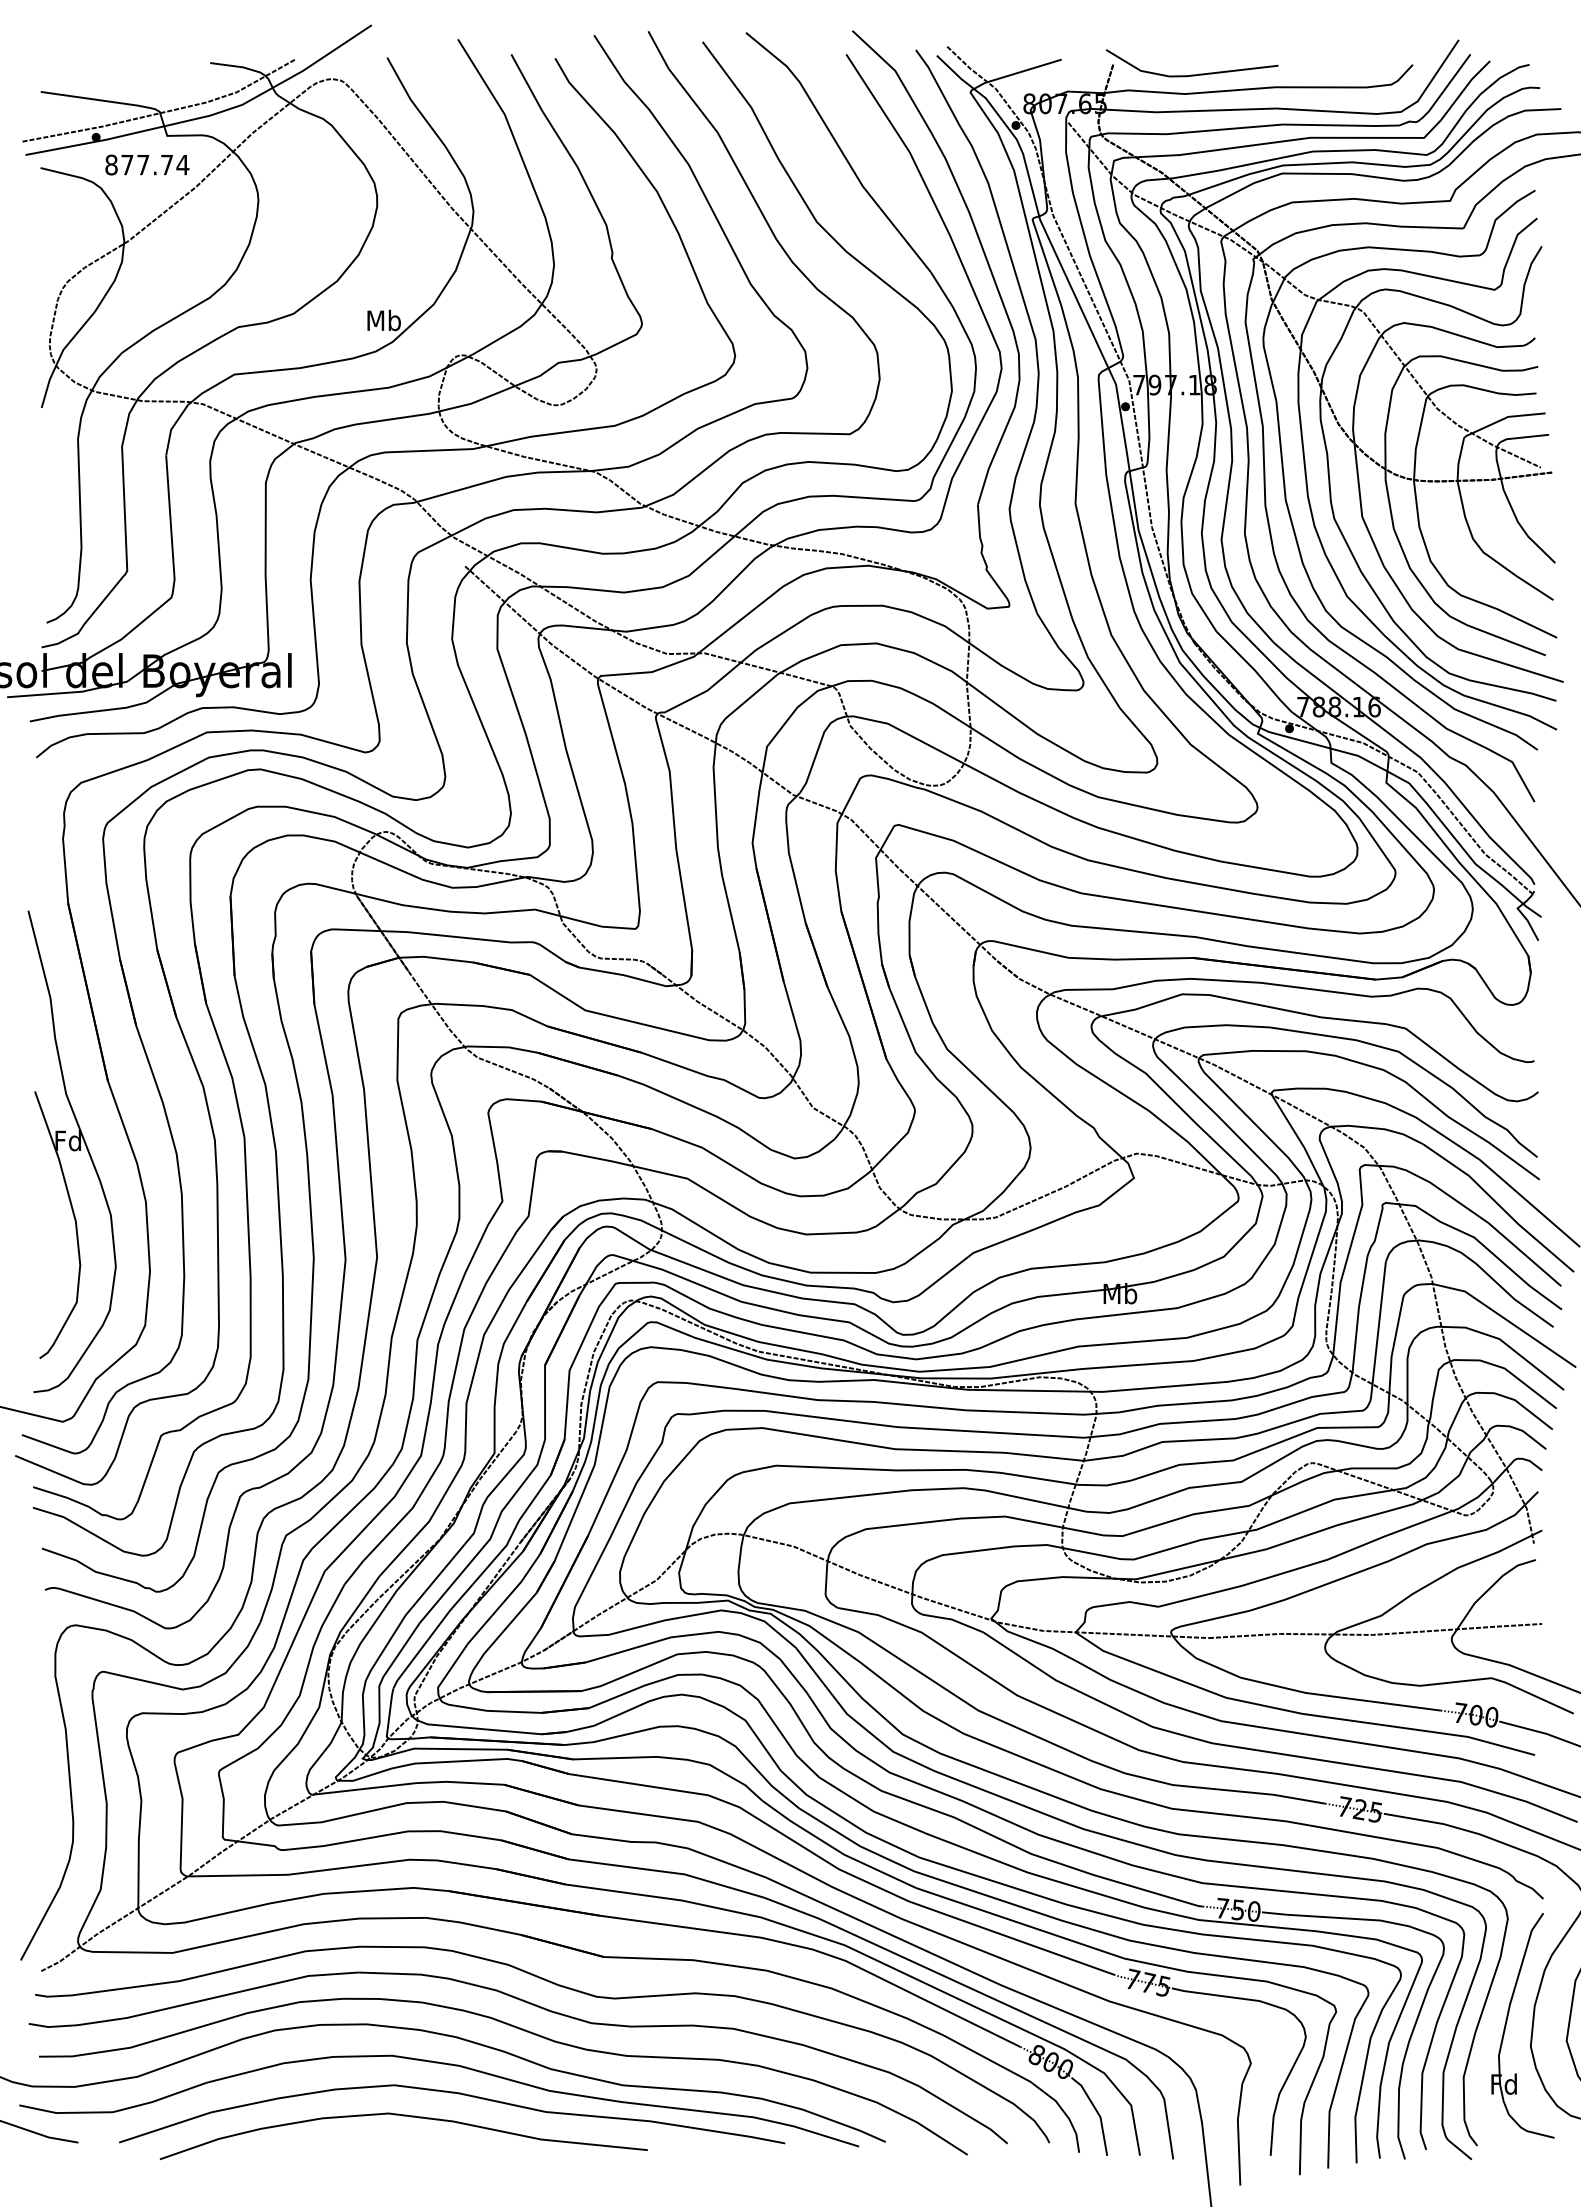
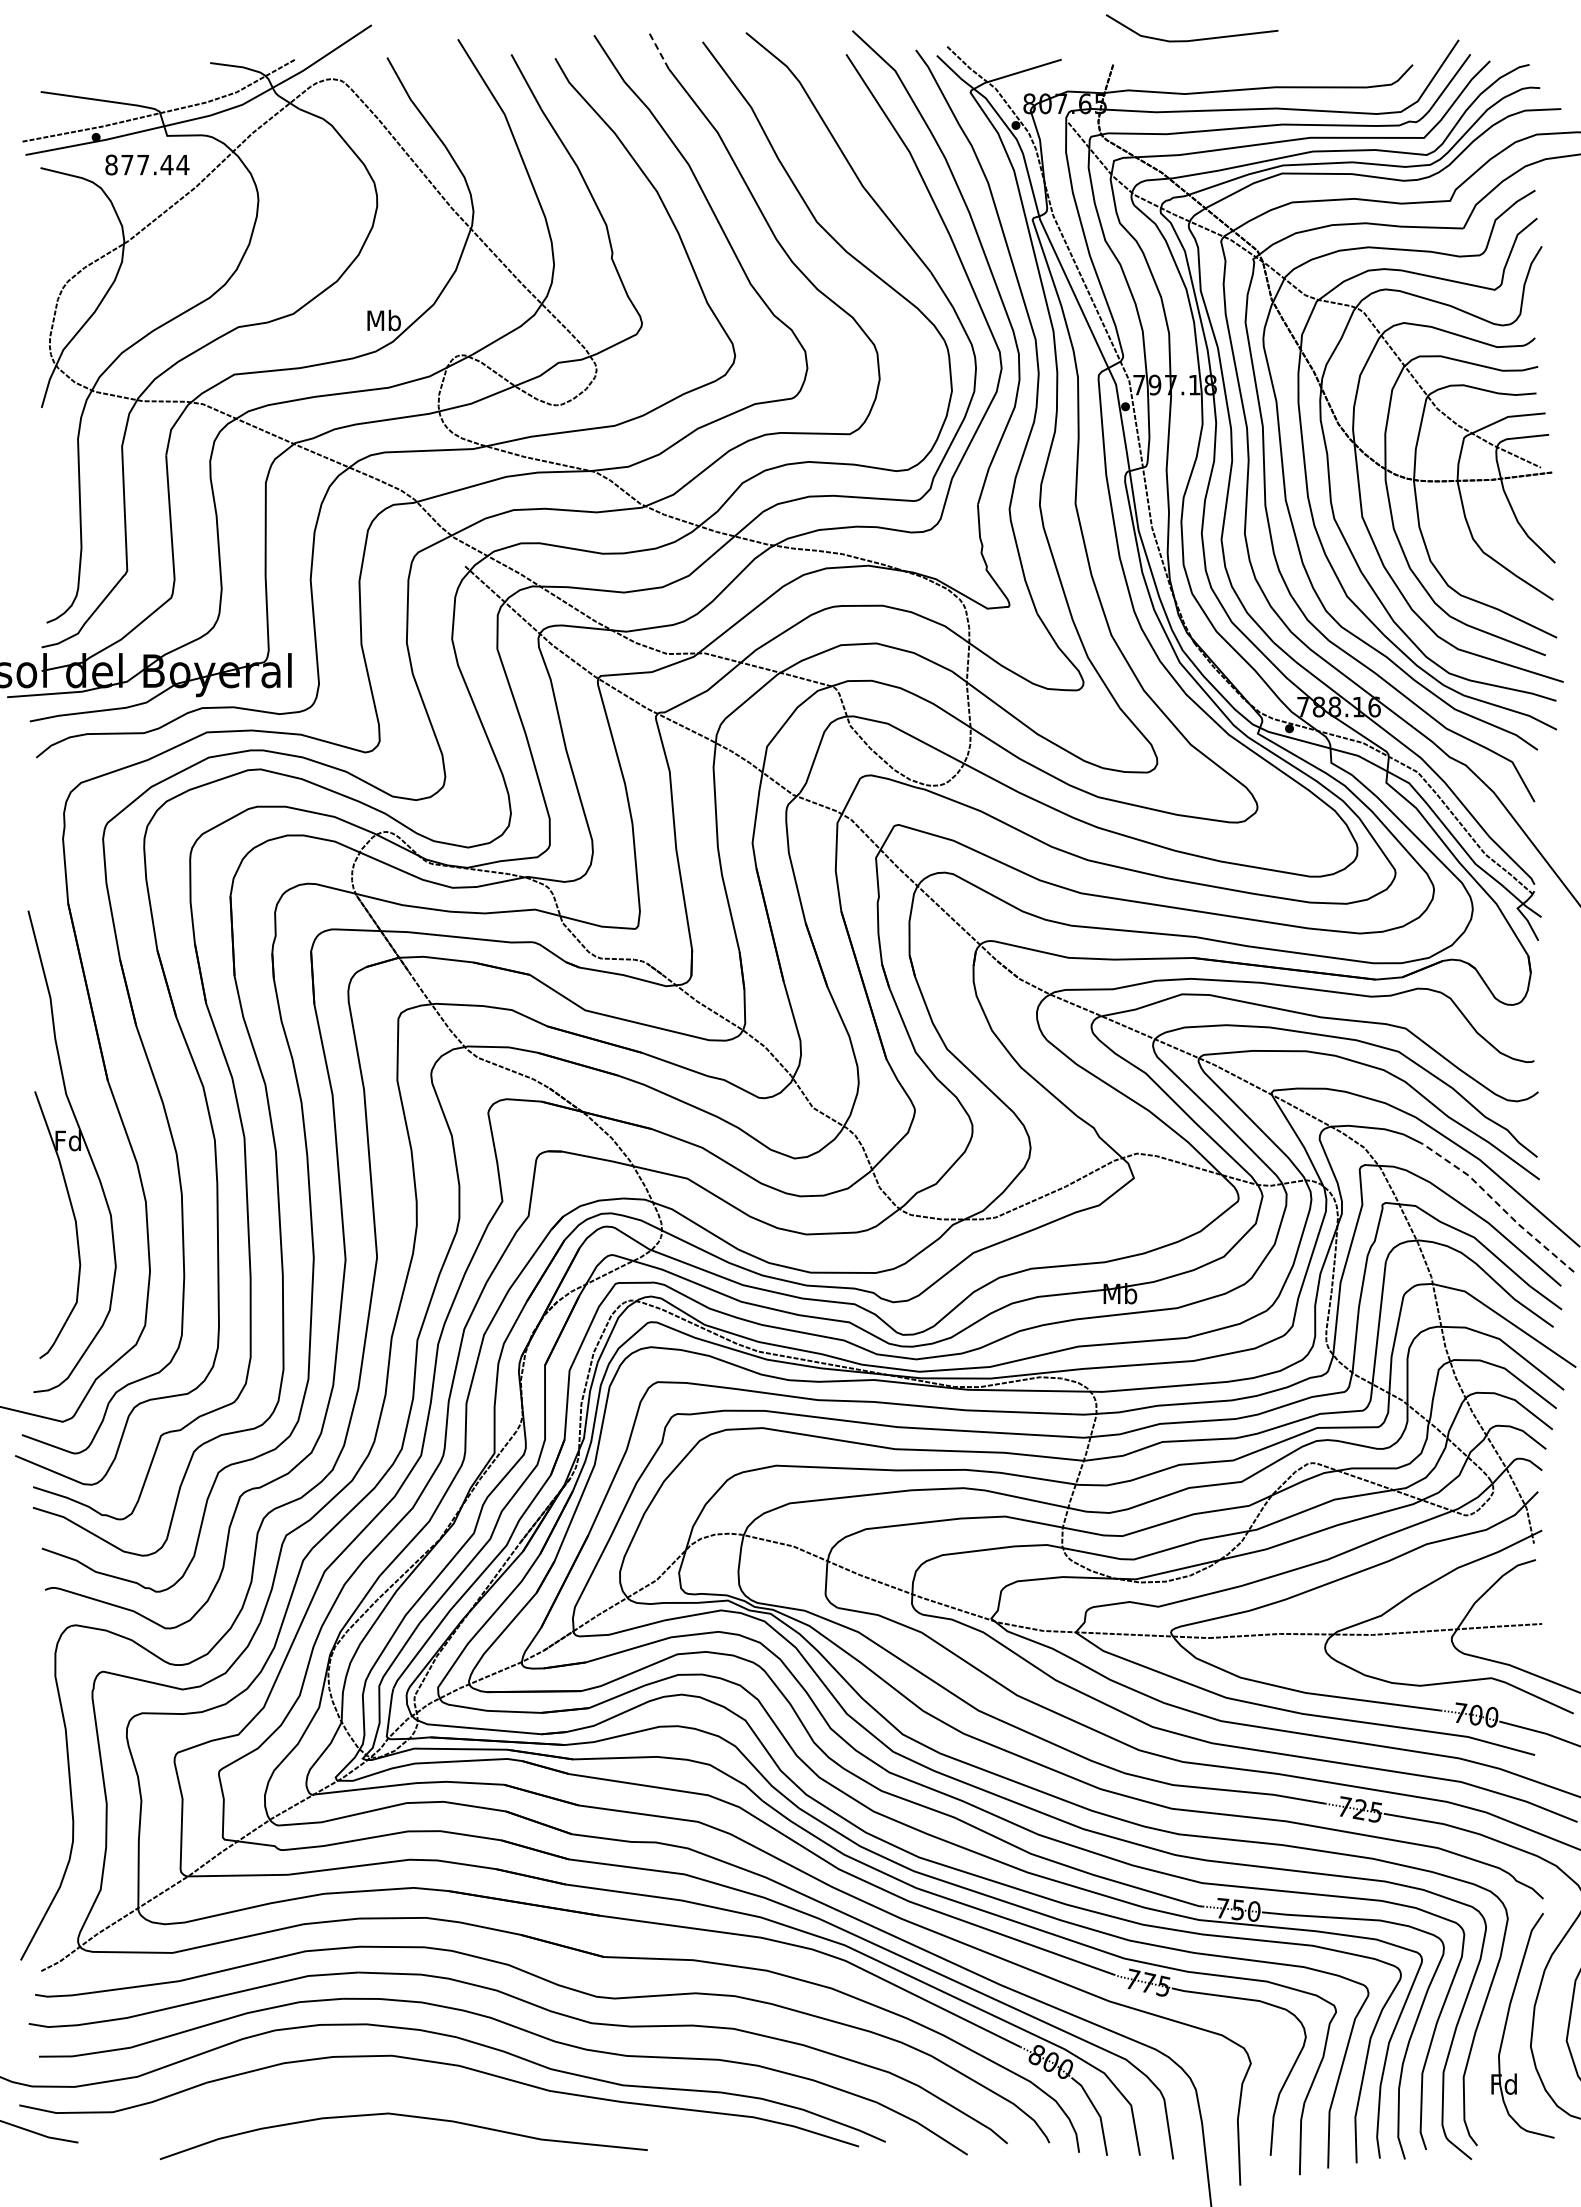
line: solid -> dashed (658, 49)
line position: (1191, 74) -> (1191, 39) (1191, 39)
text: 877.74 -> 877.44 (166, 165)
line: solid -> dashed (1500, 1206)
curve: present -> none (458, 2094)
